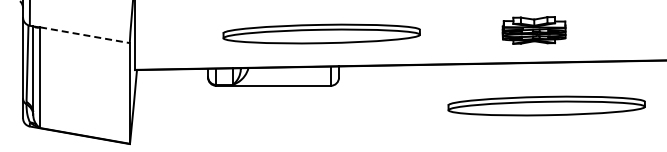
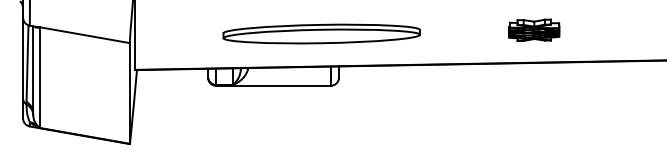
part size: 66x29 px -> 53x24 px (534, 29)
line: dashed -> solid (84, 35)
part: present -> none (546, 105)
